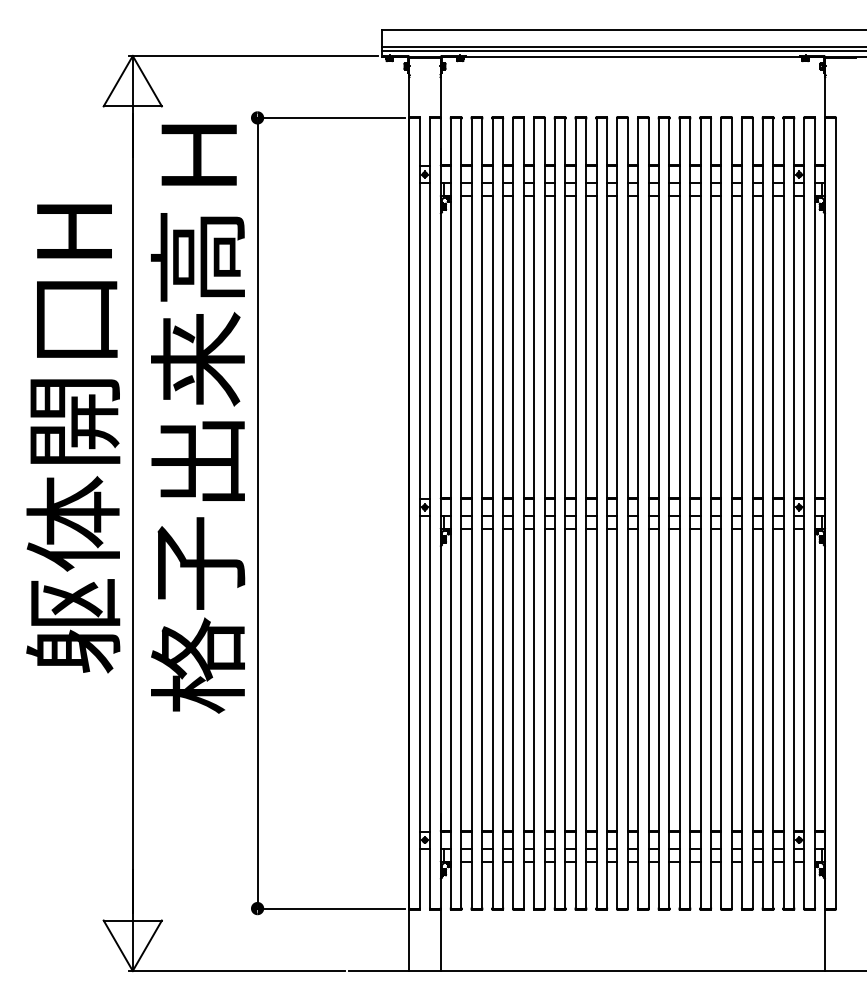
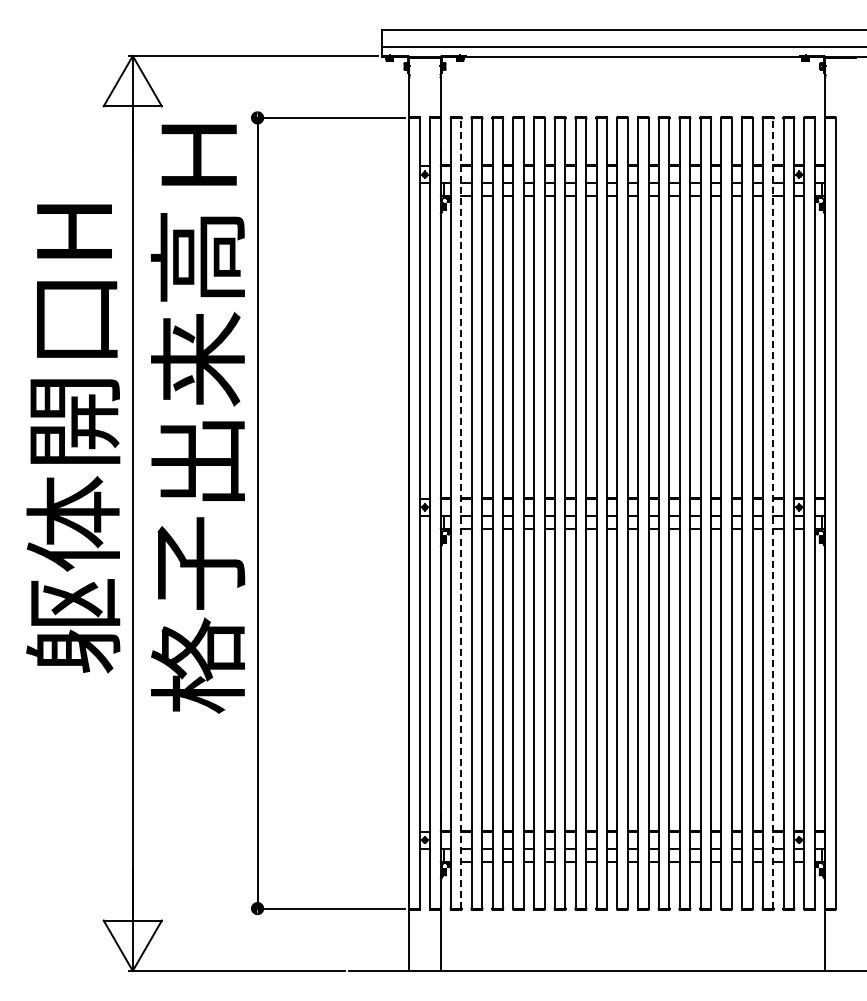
line: present -> none (622, 51)
line: solid -> dashed (461, 513)
line: solid -> dashed (773, 513)
